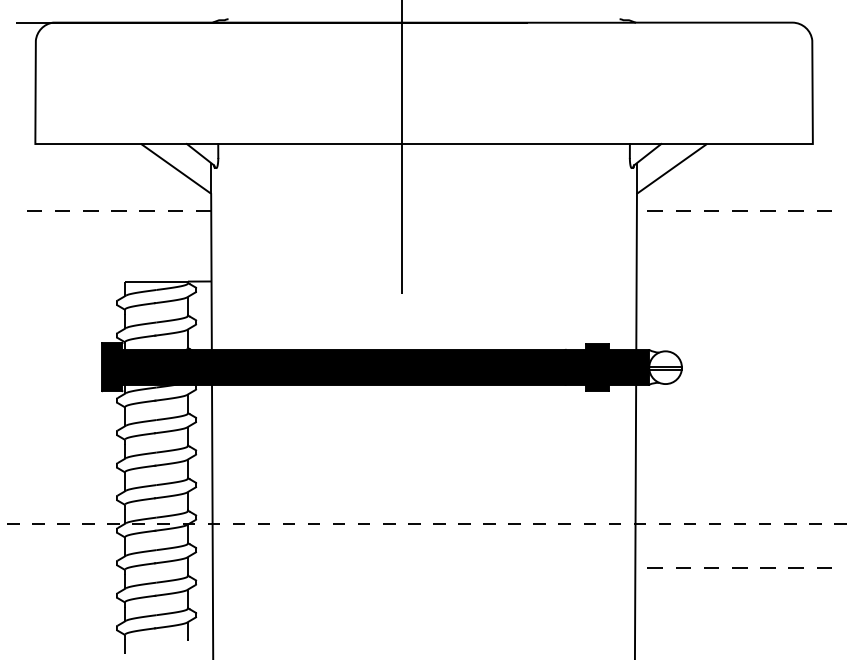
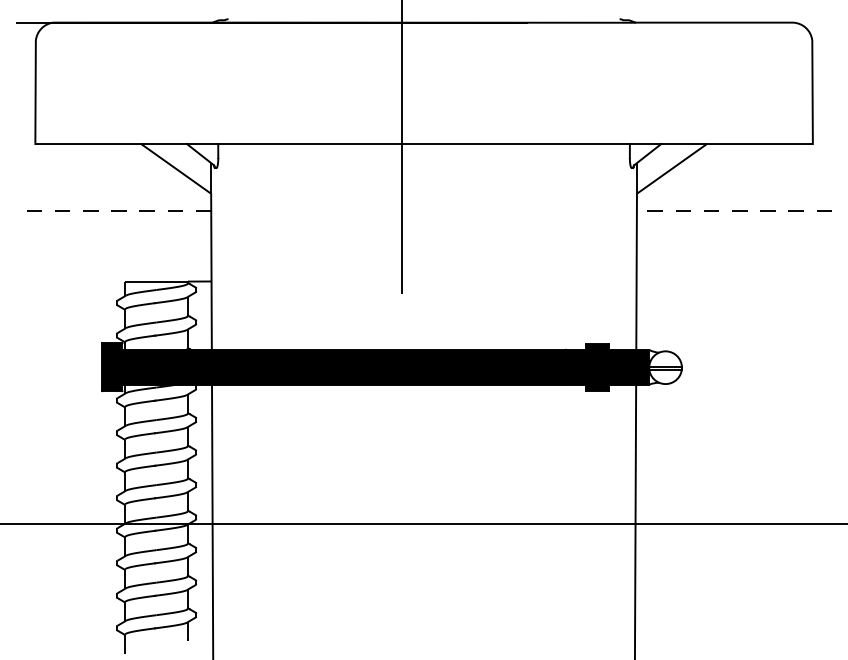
line: dashed -> solid (423, 523)
line: present -> none (739, 567)
